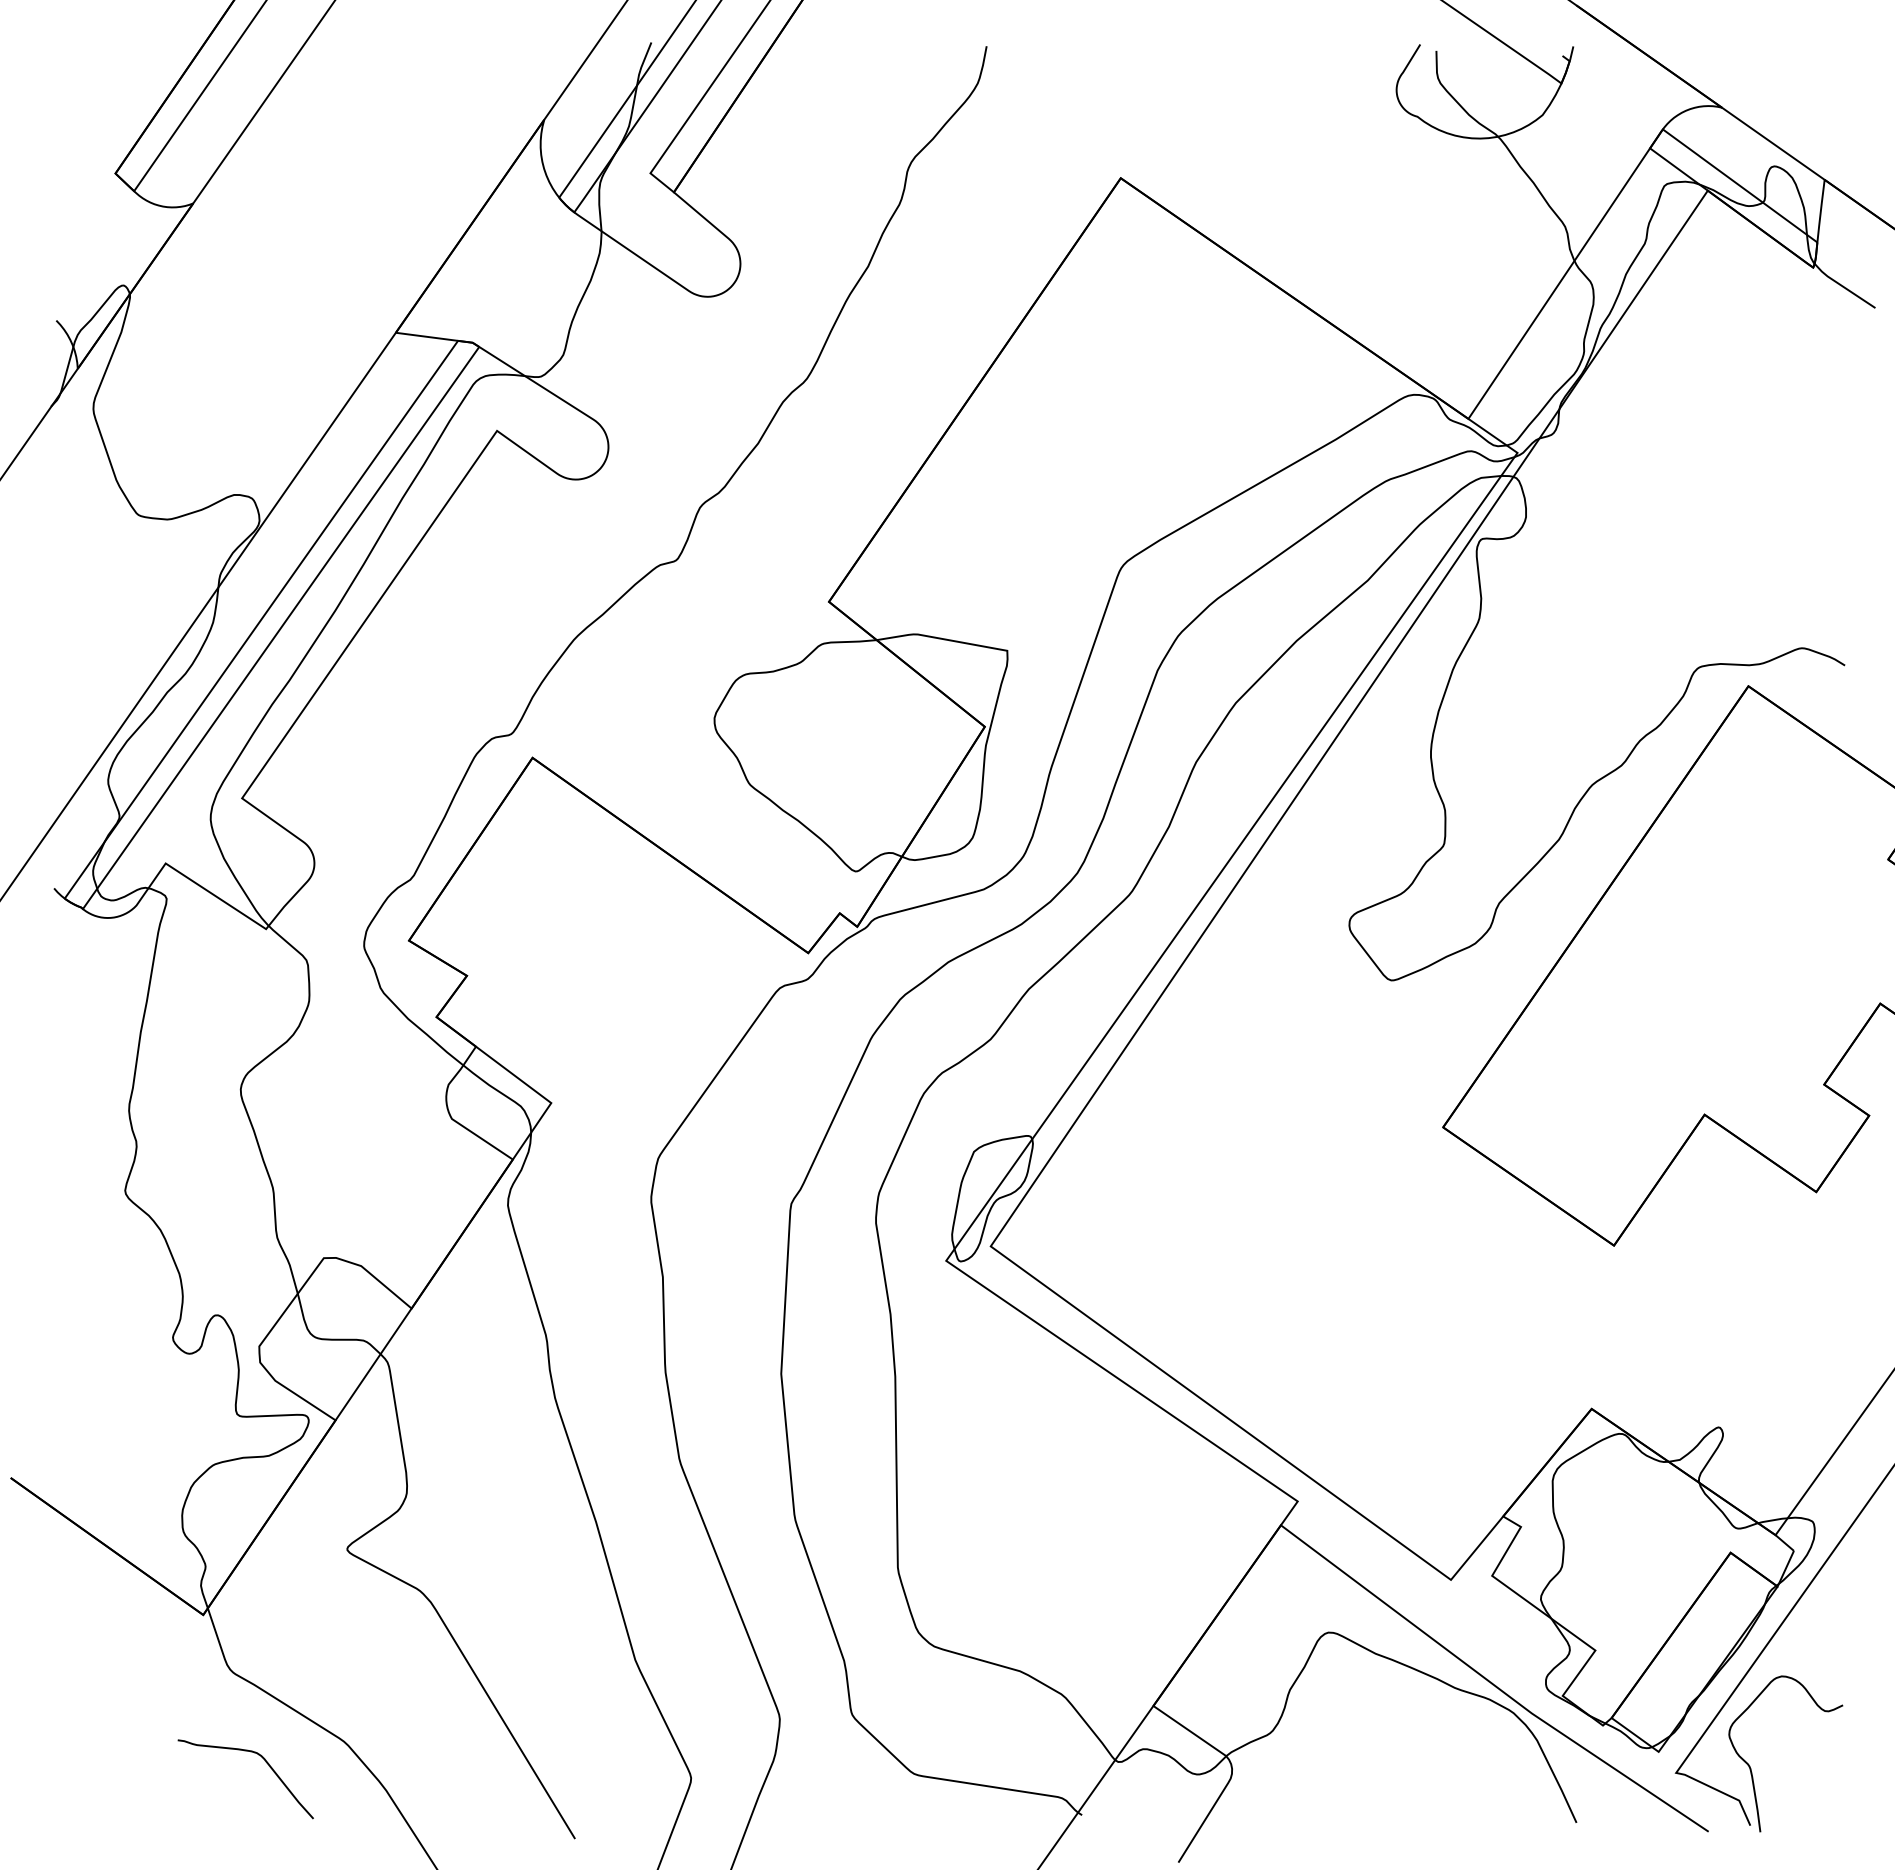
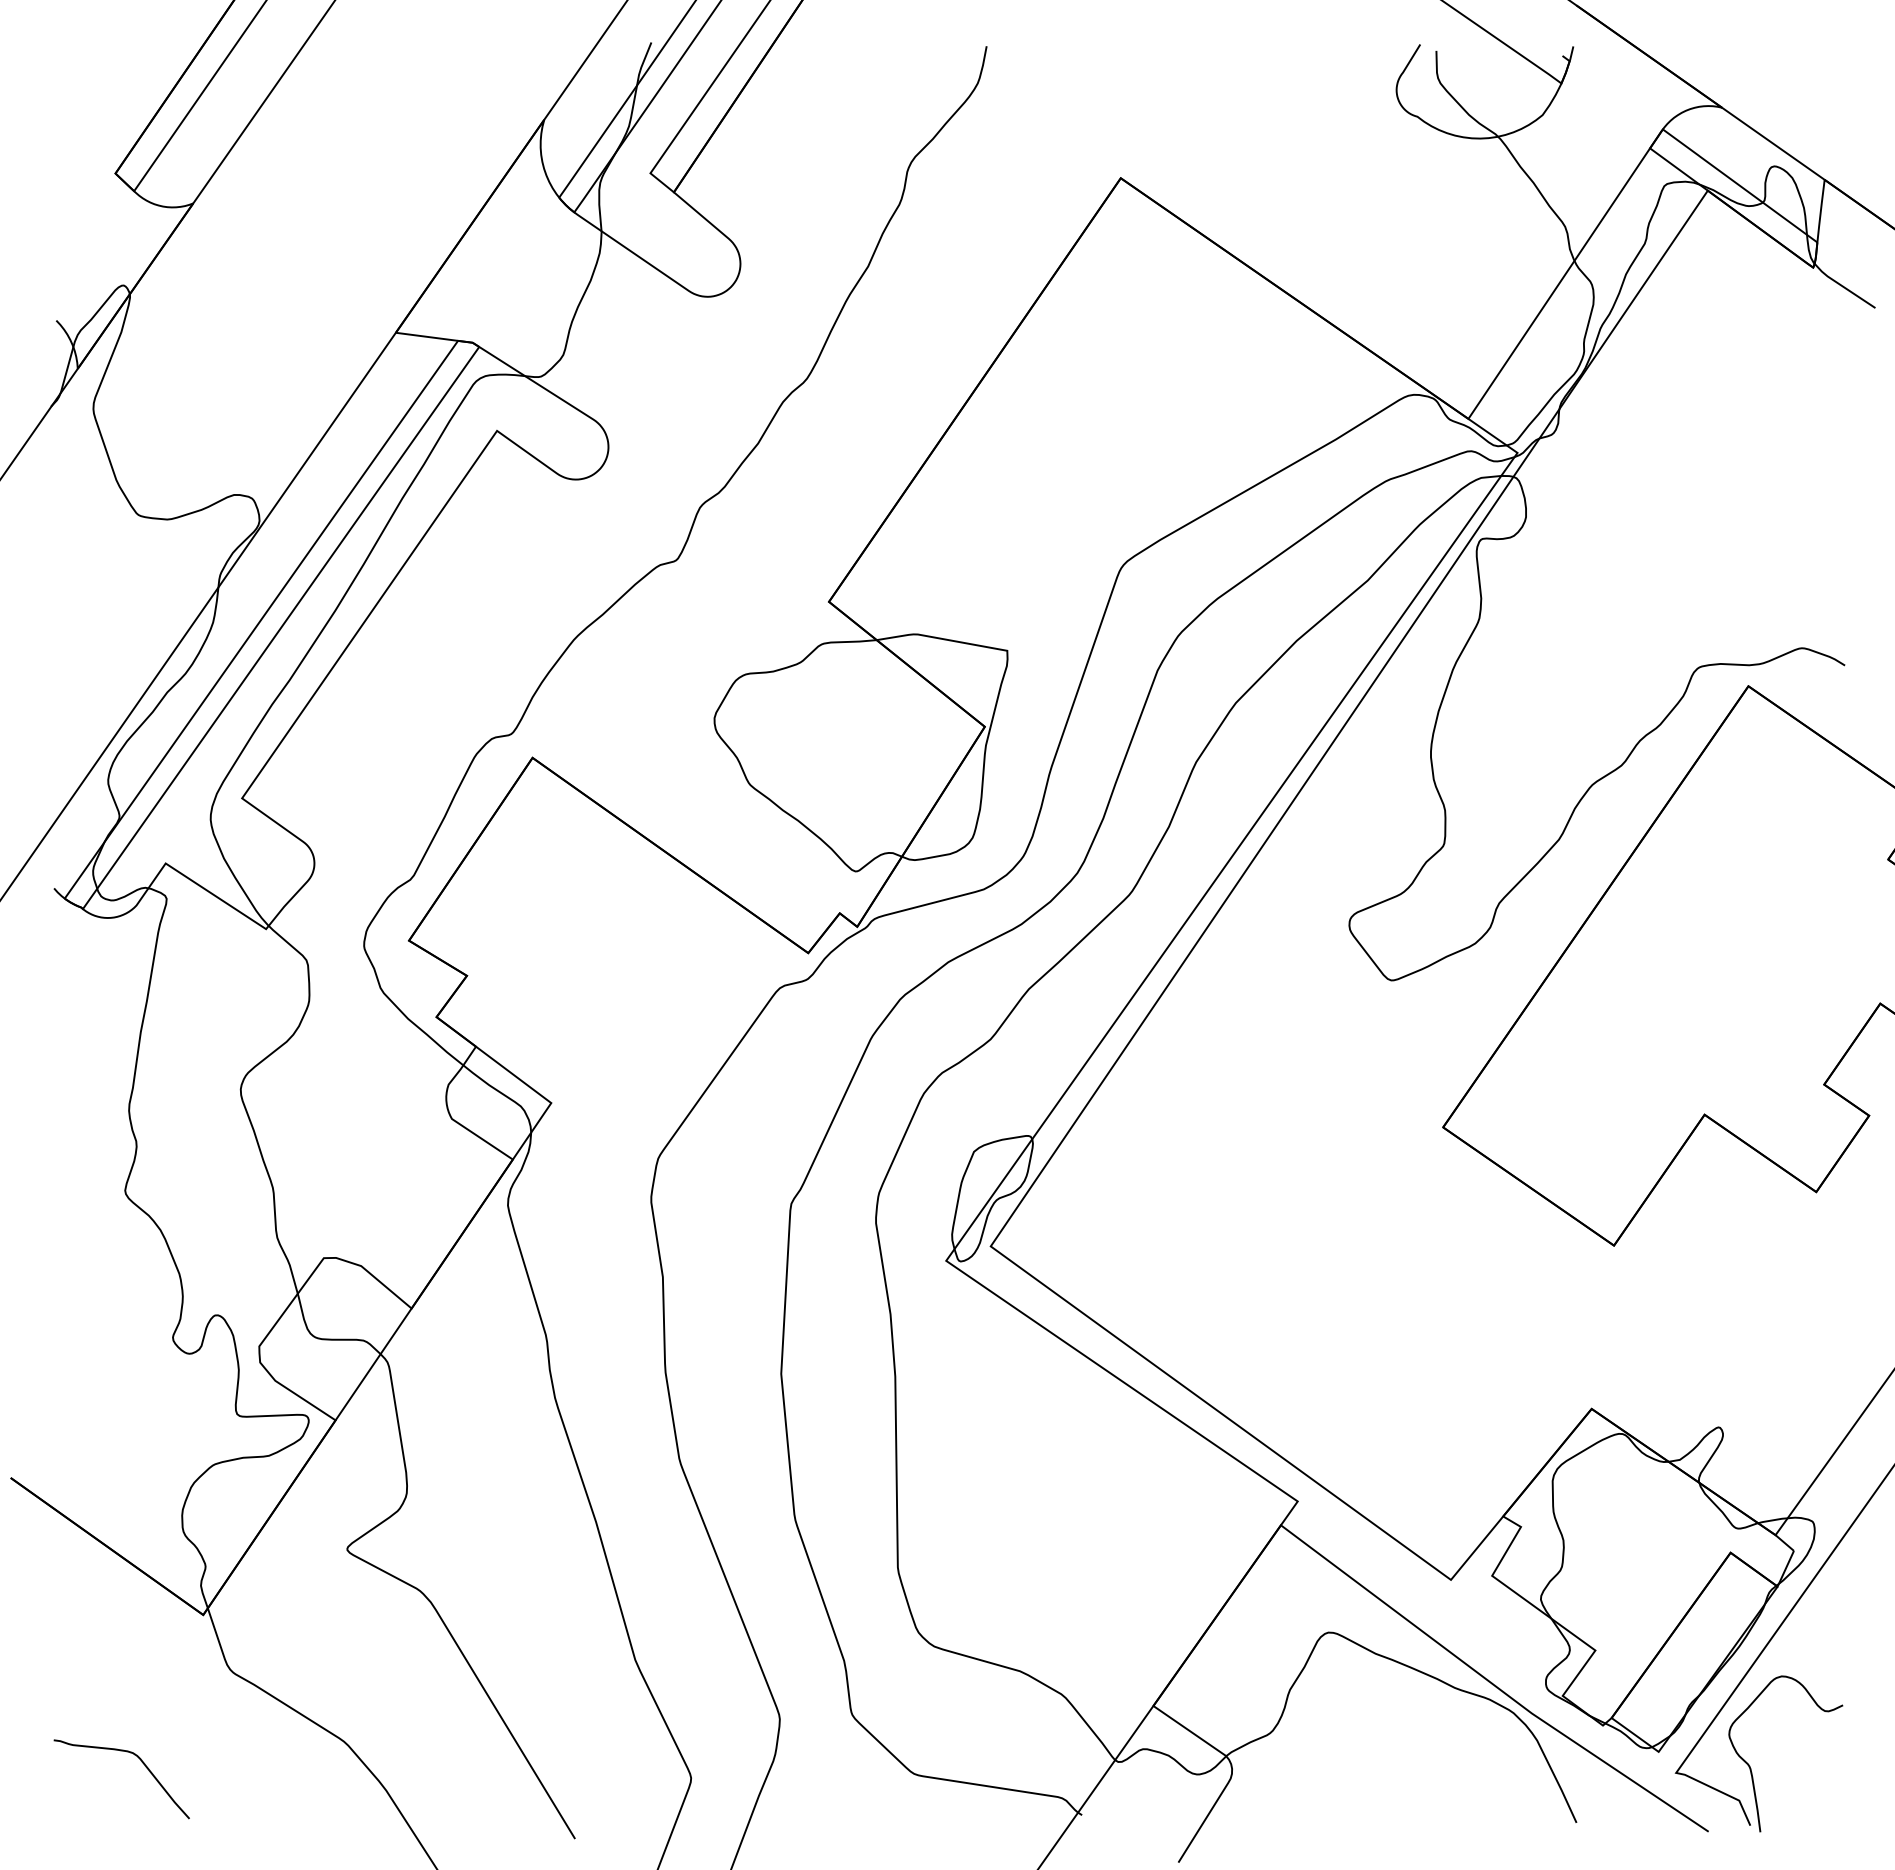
curve position: (265, 1762) -> (141, 1762) (141, 1762)
